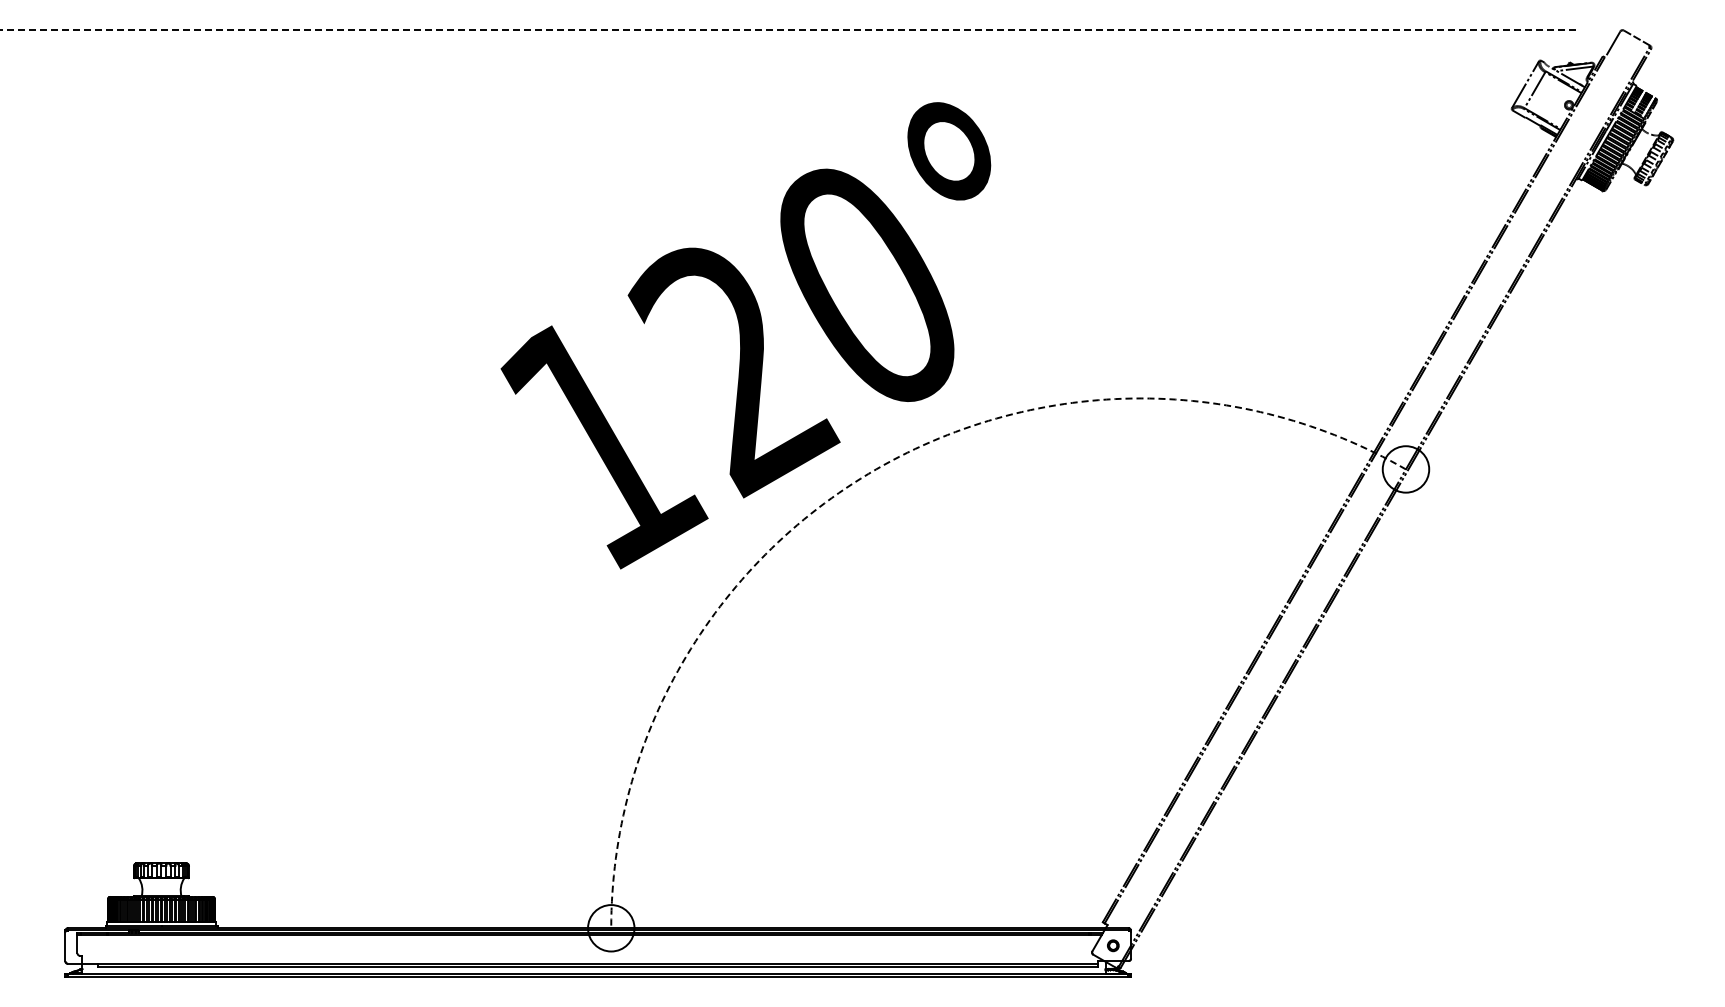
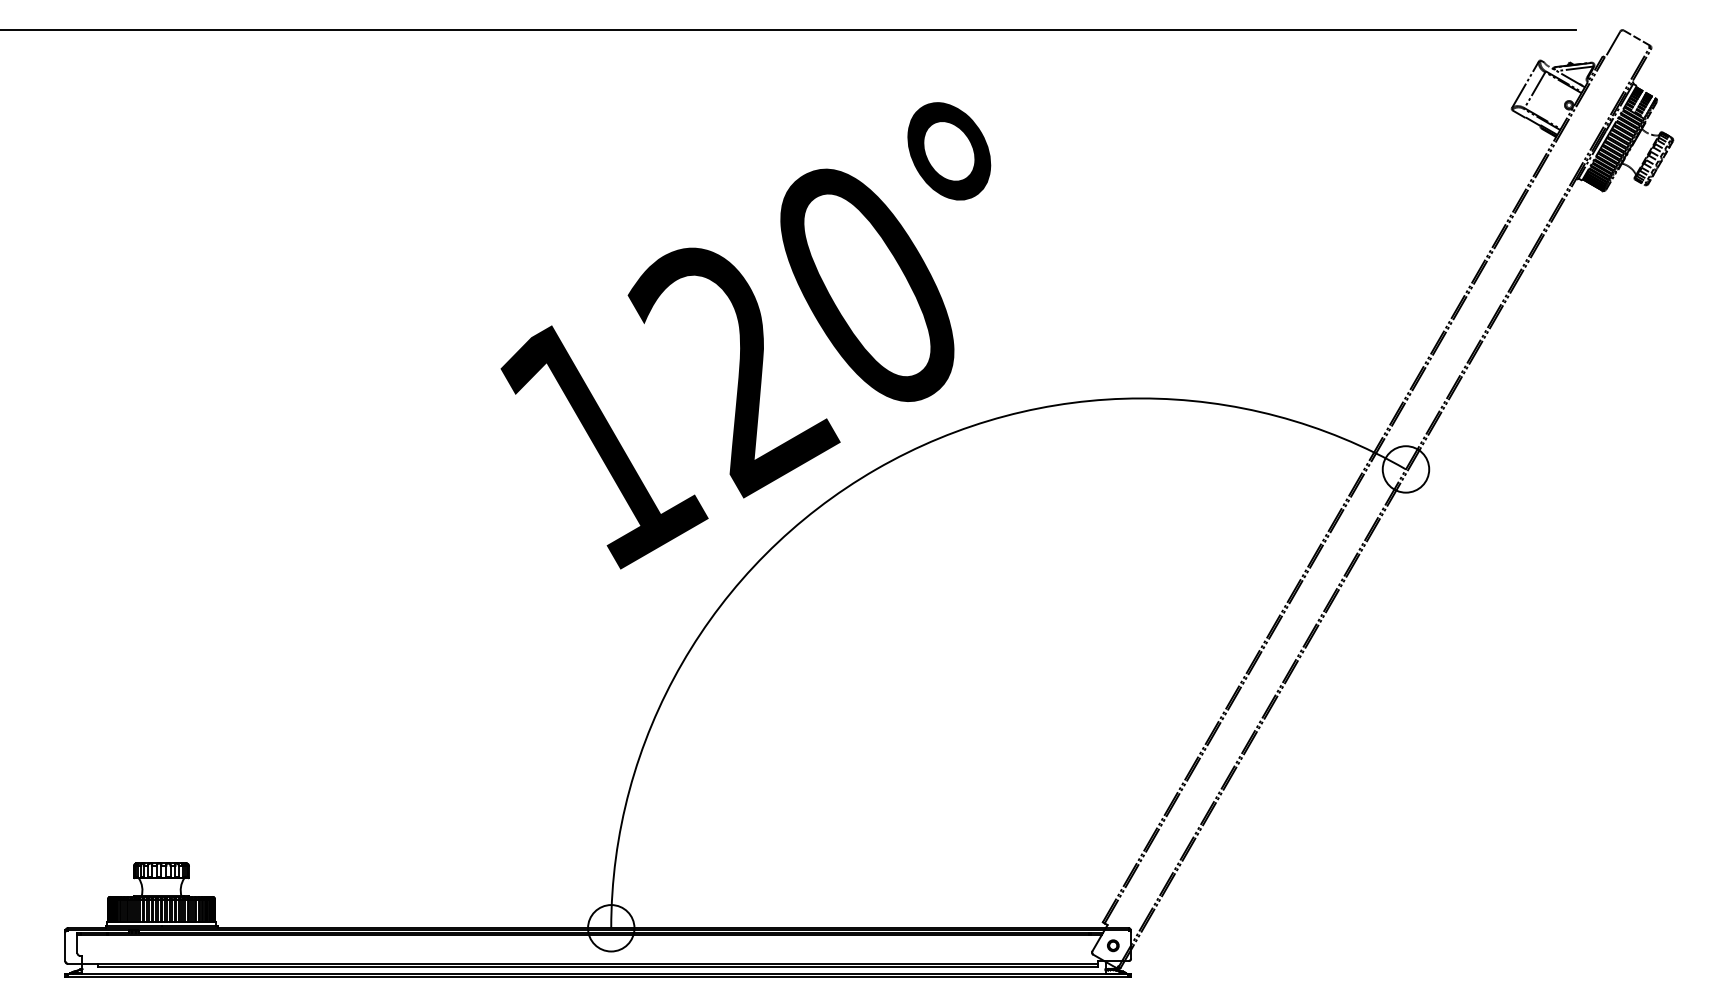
line: dashed -> solid (788, 30)
arc: dashed -> solid (876, 469)
